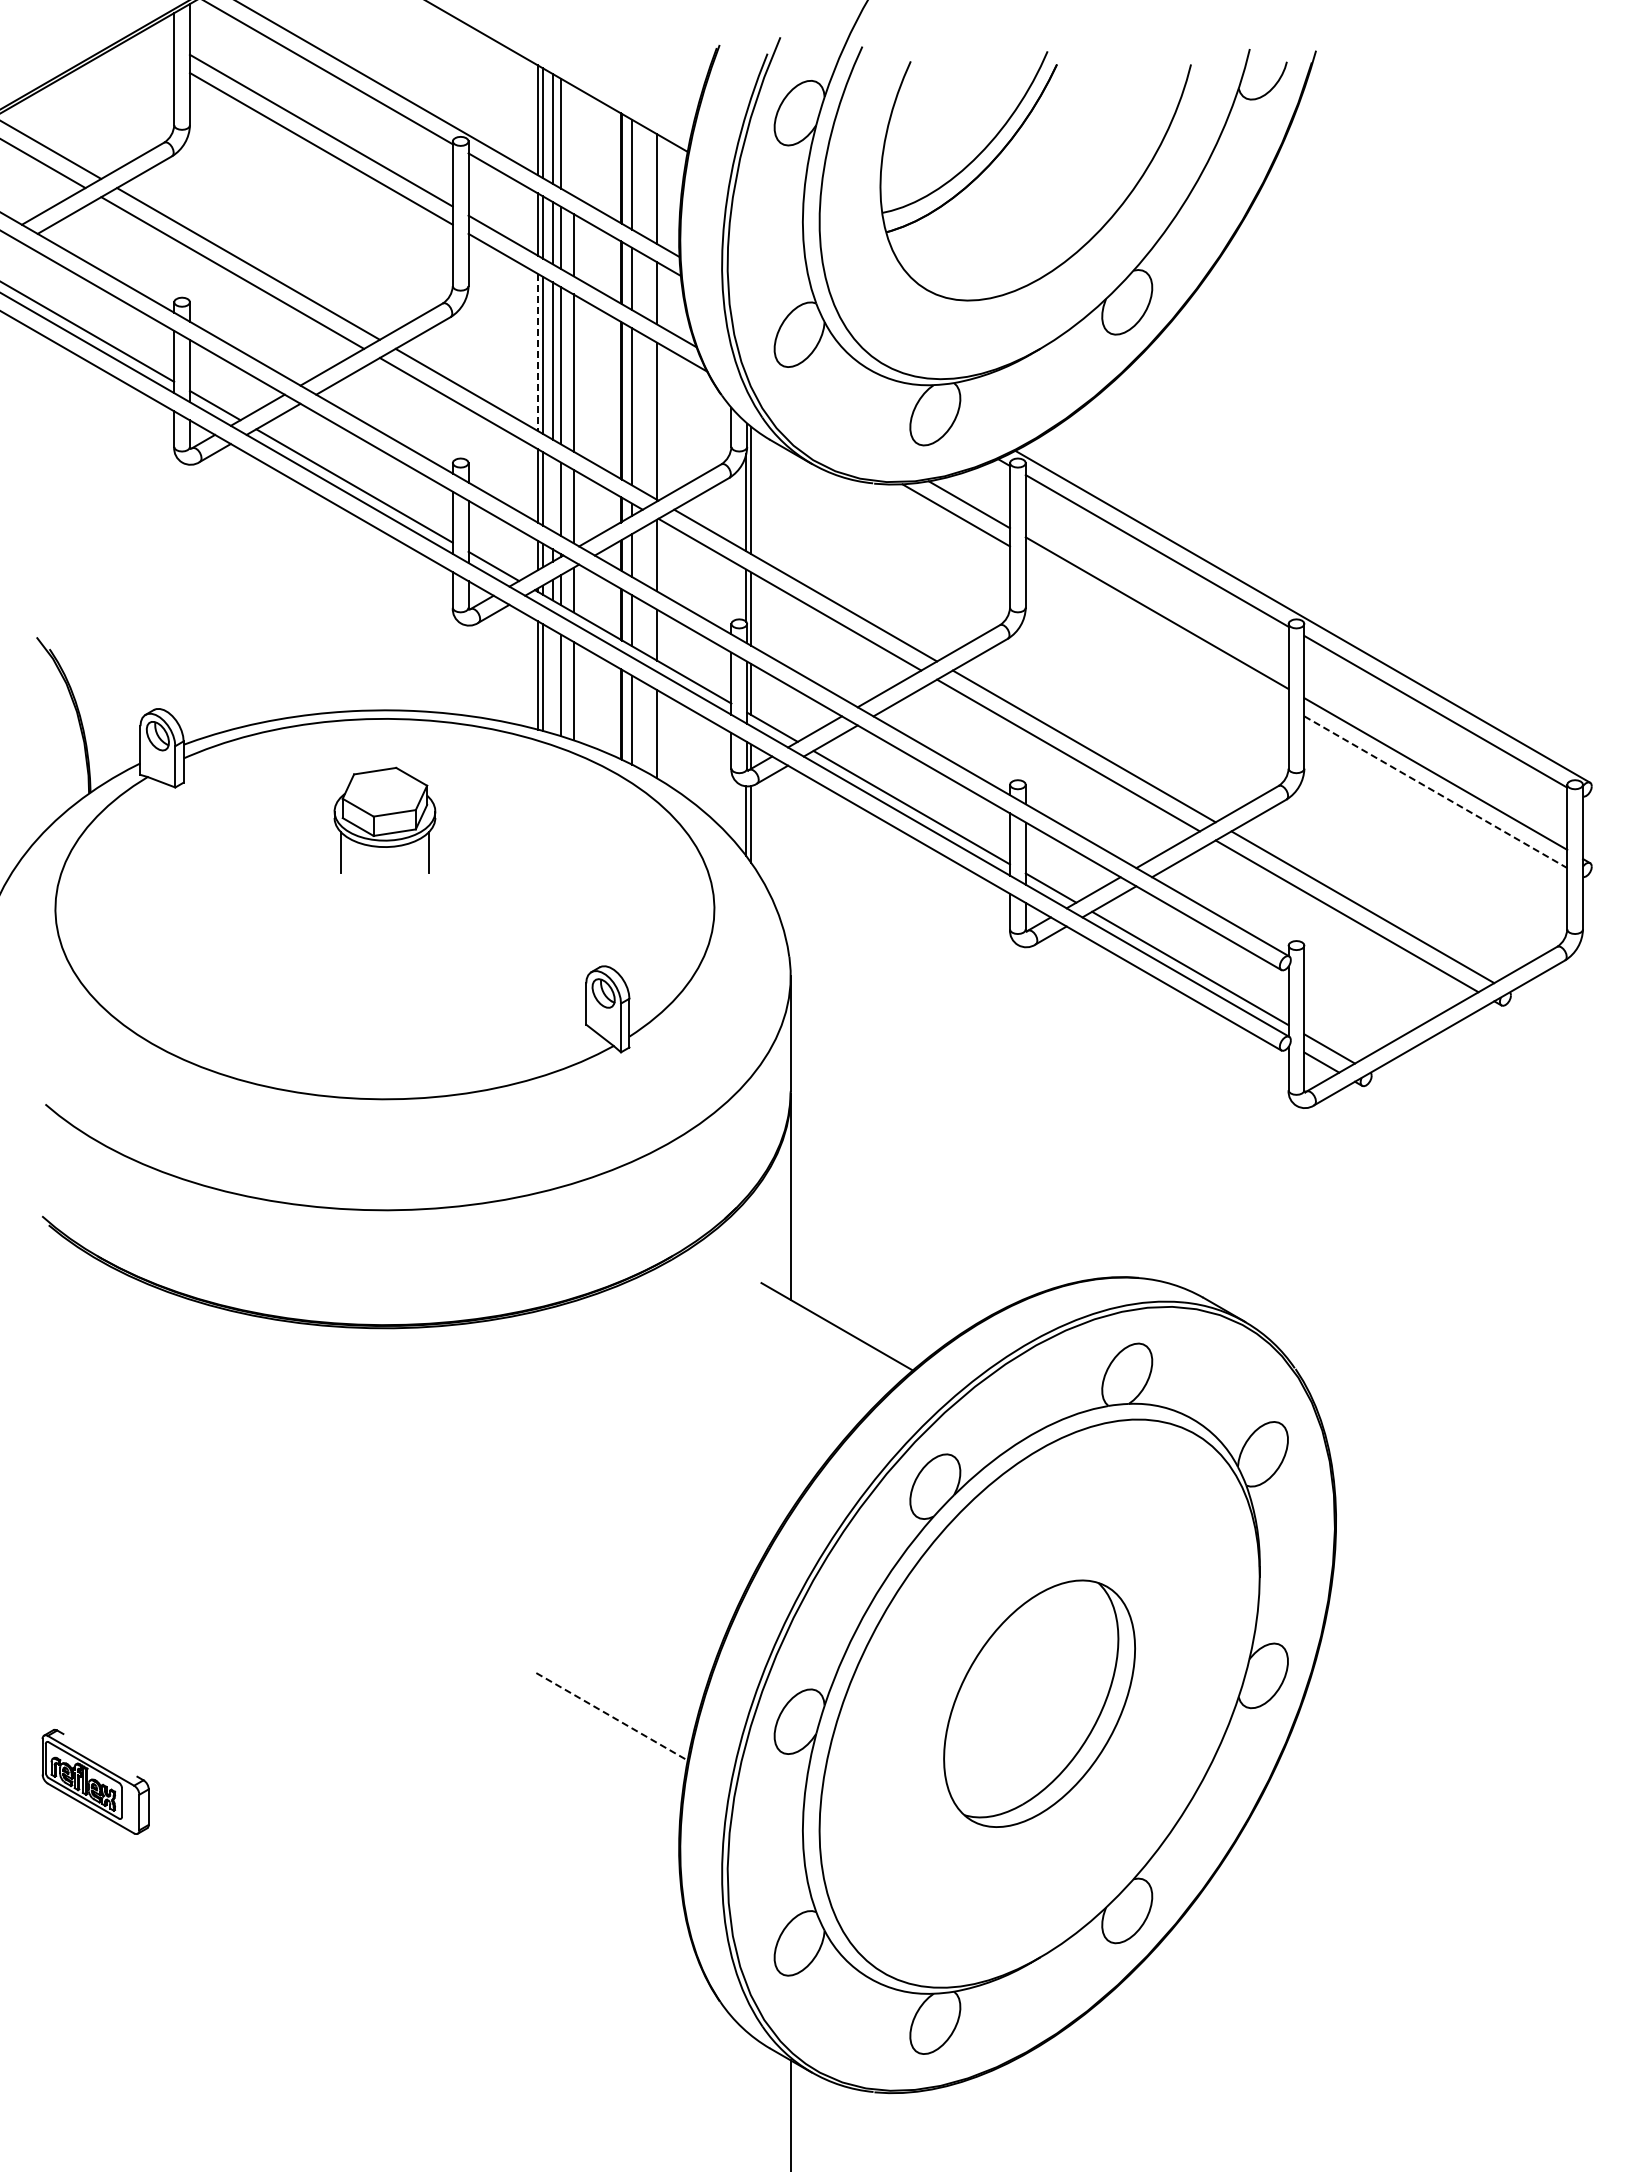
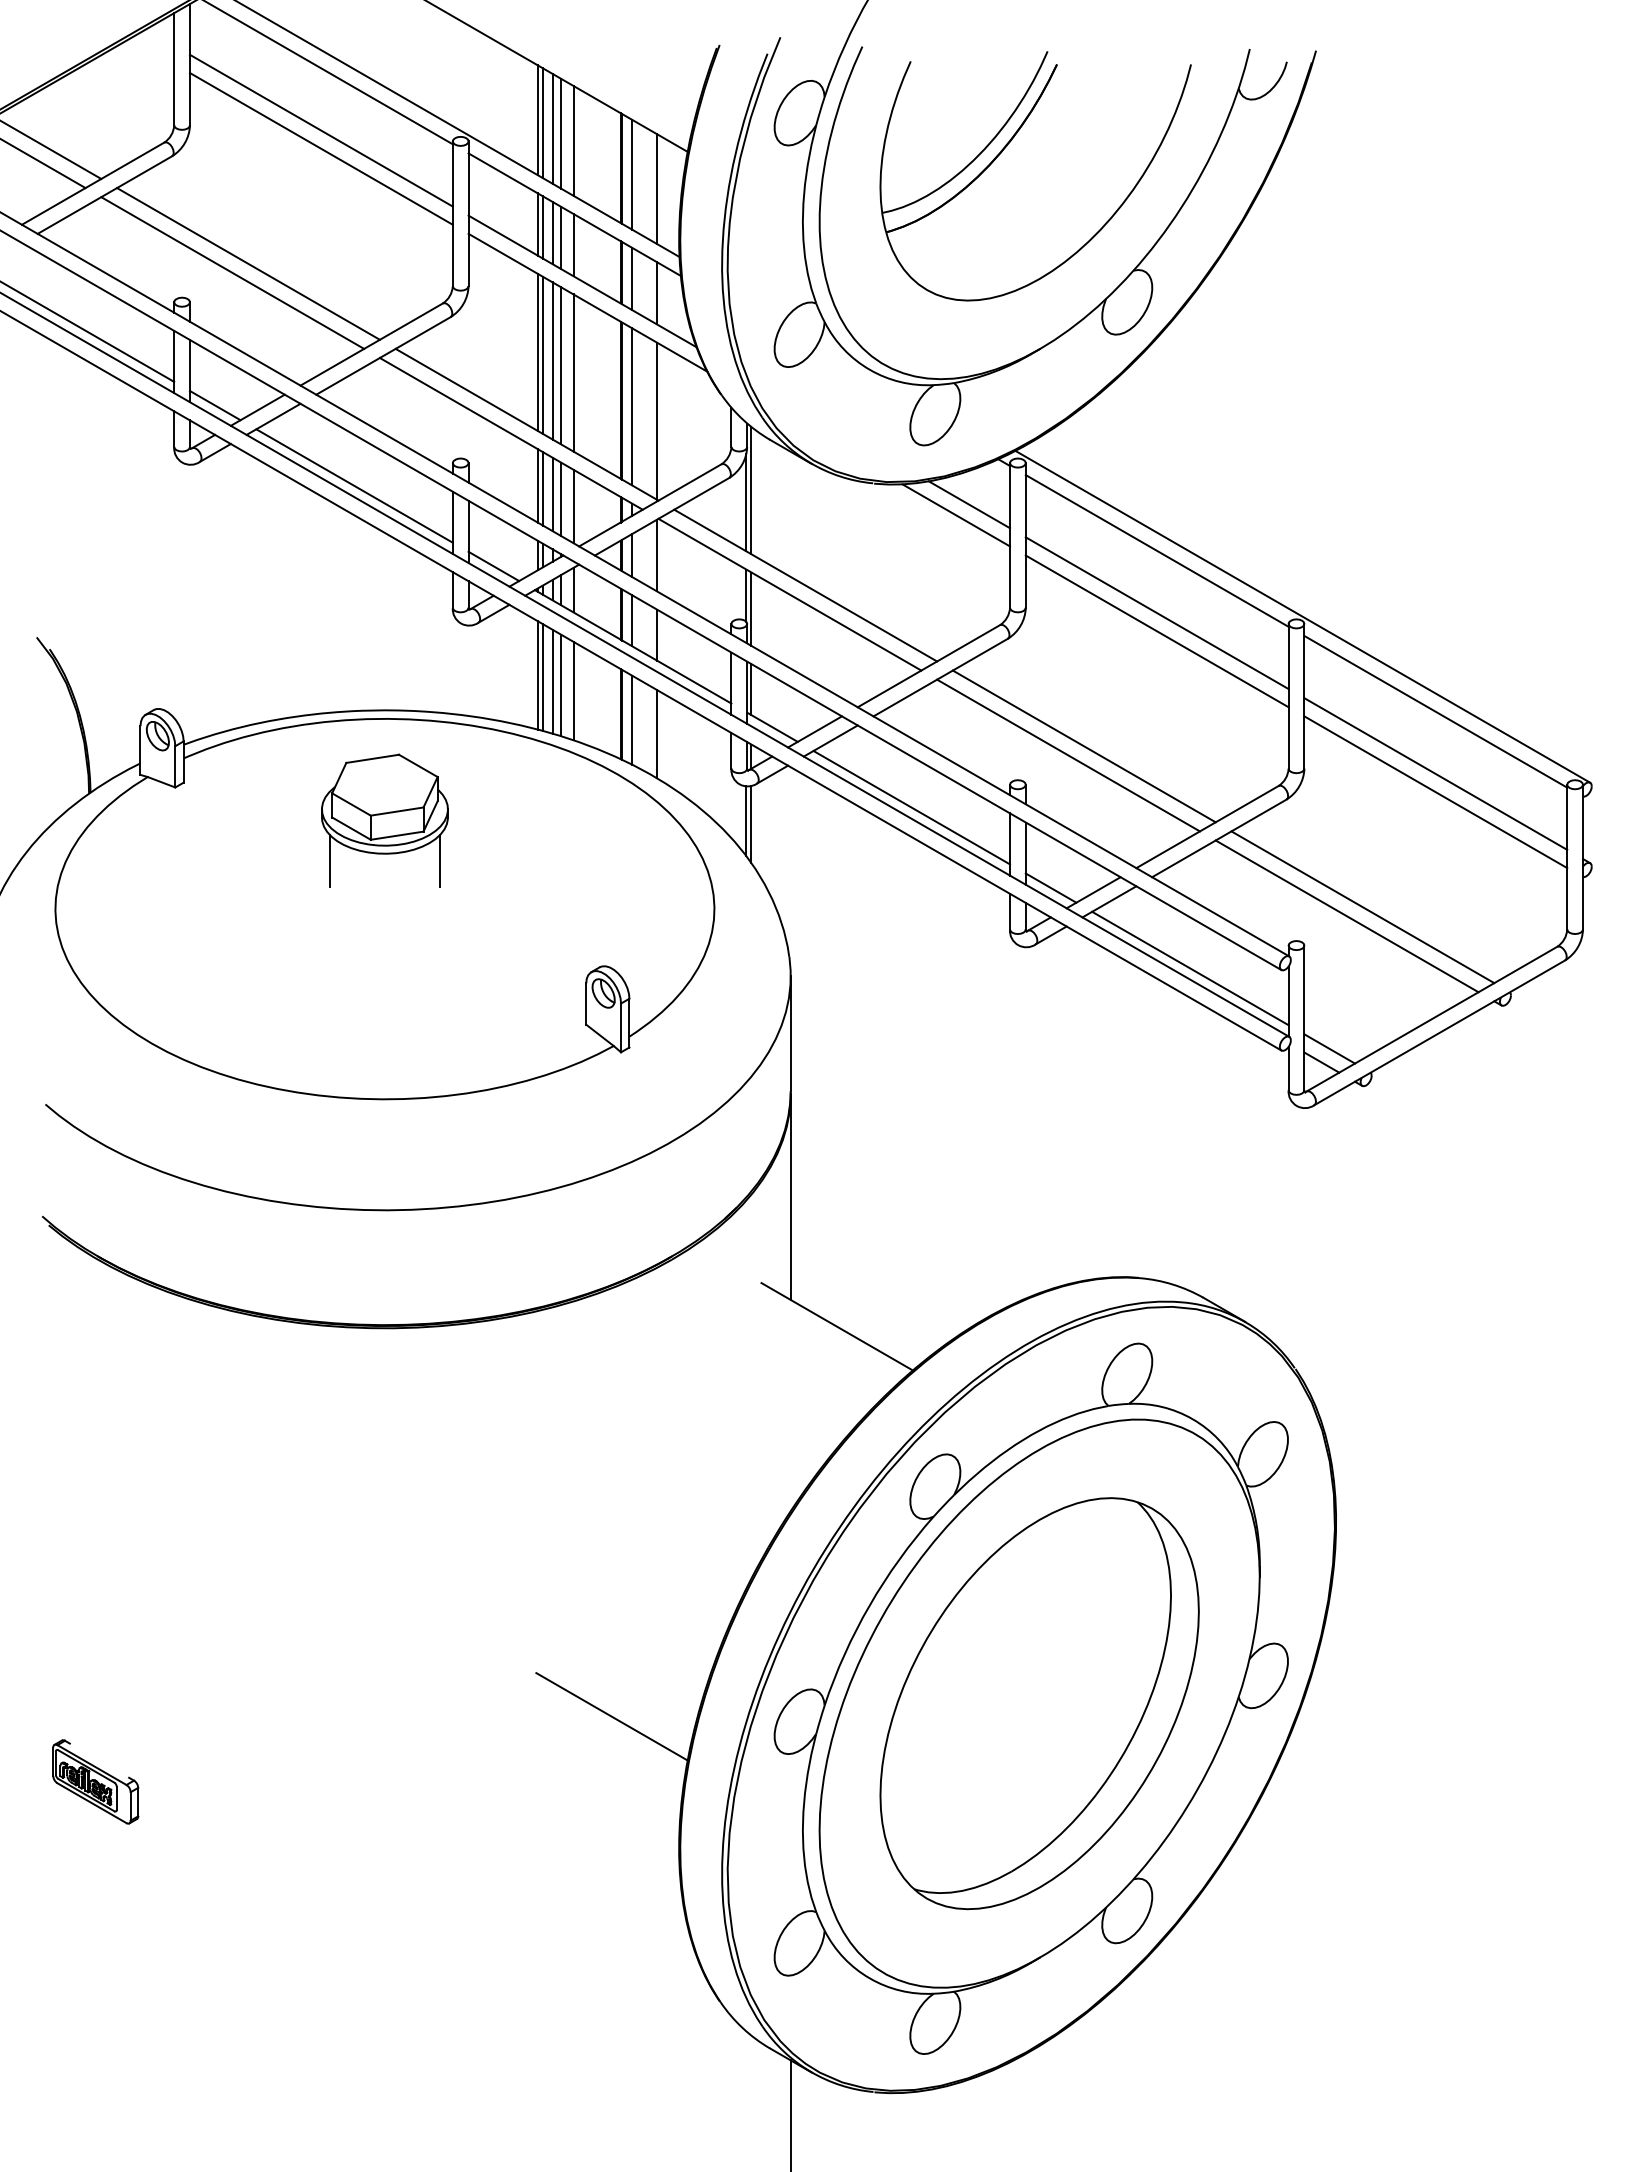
line: none -> present (573, 140)
line: dashed -> solid (537, 352)
line: none -> present (552, 494)
line: none -> present (1156, 631)
line: none -> present (552, 681)
line: dashed -> solid (1435, 792)
part size: 104x108 px -> 128x135 px (384, 820)
part size: 193x249 px -> 321x414 px (1039, 1703)
line: dashed -> solid (612, 1717)
part size: 109x106 px -> 88x86 px (95, 1781)
